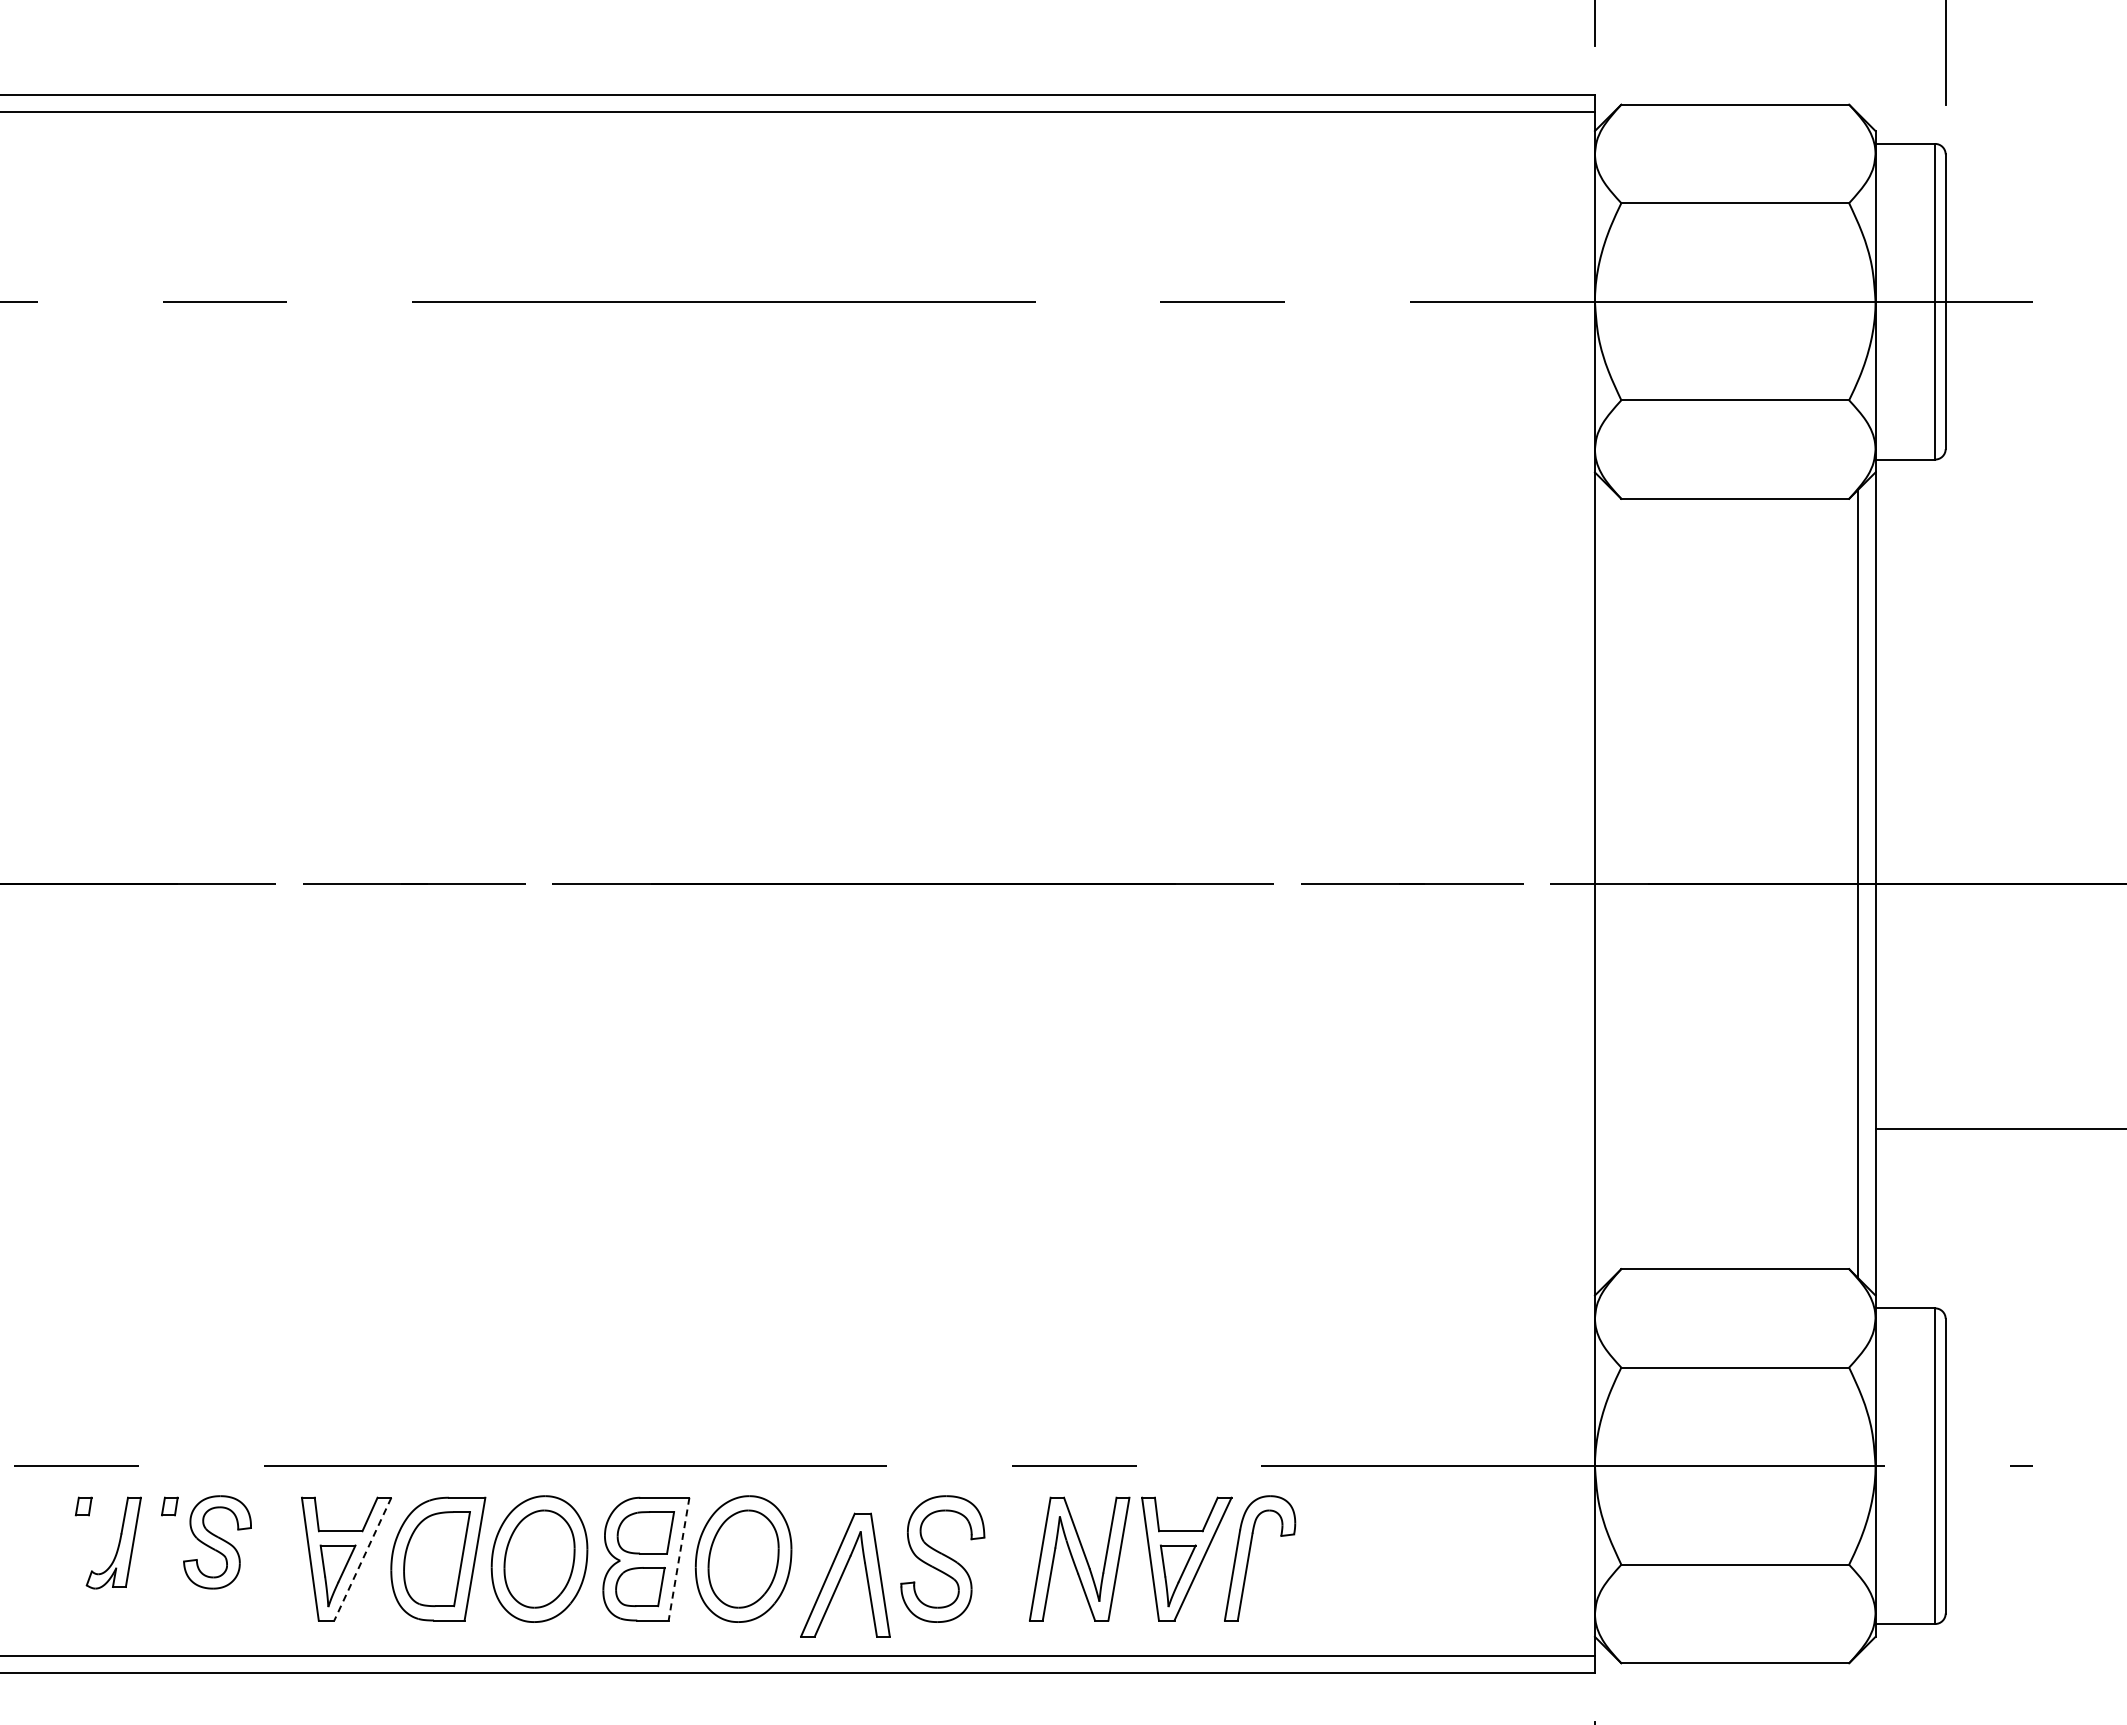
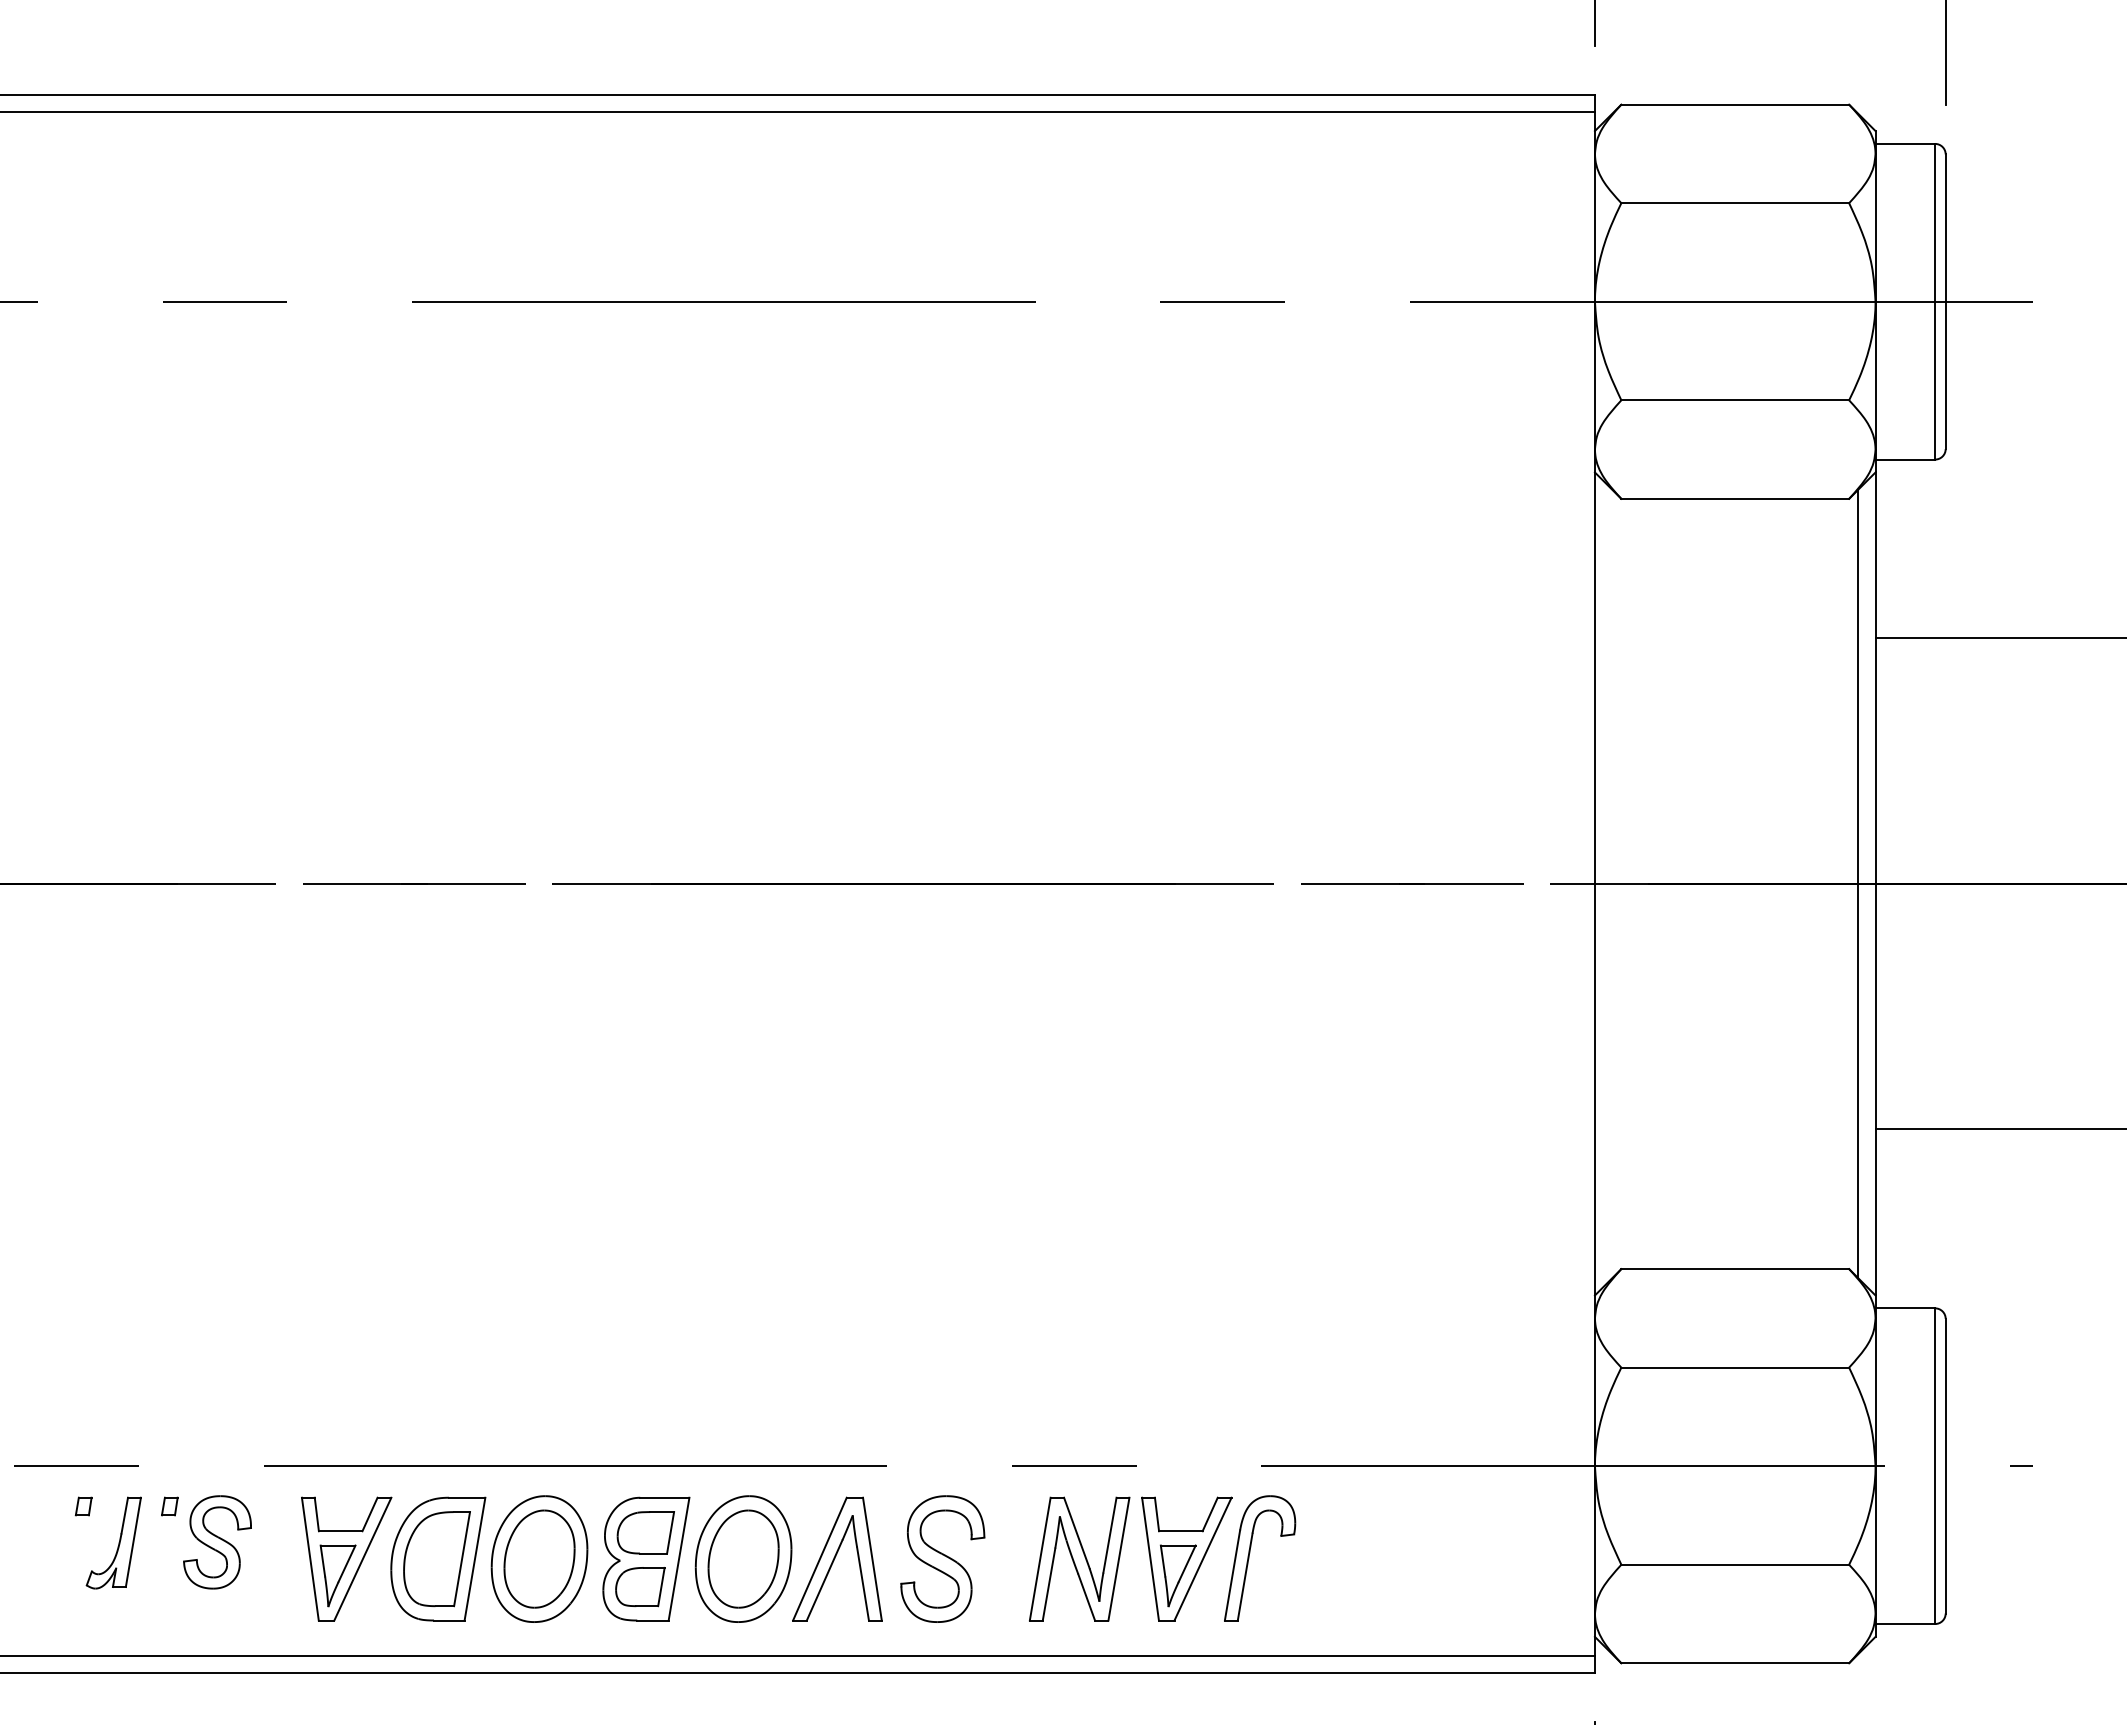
line: none -> present (1999, 638)
line: dashed -> solid (362, 1559)
line: dashed -> solid (678, 1559)
part position: (845, 1574) -> (837, 1558) (837, 1558)
